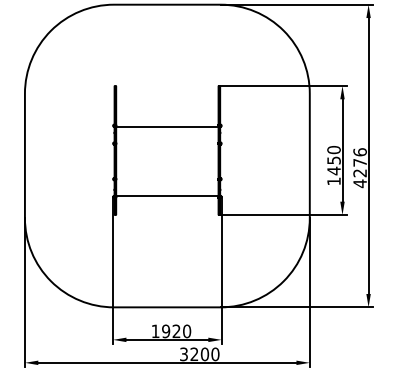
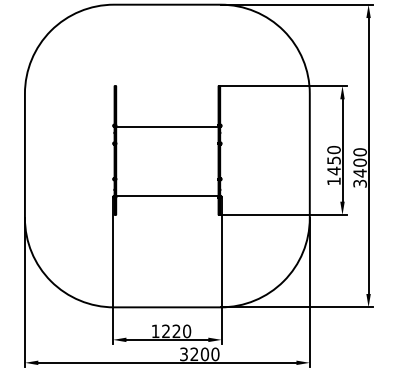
text: 4276 -> 3400 (359, 168)
text: 1920 -> 1220 (166, 331)
